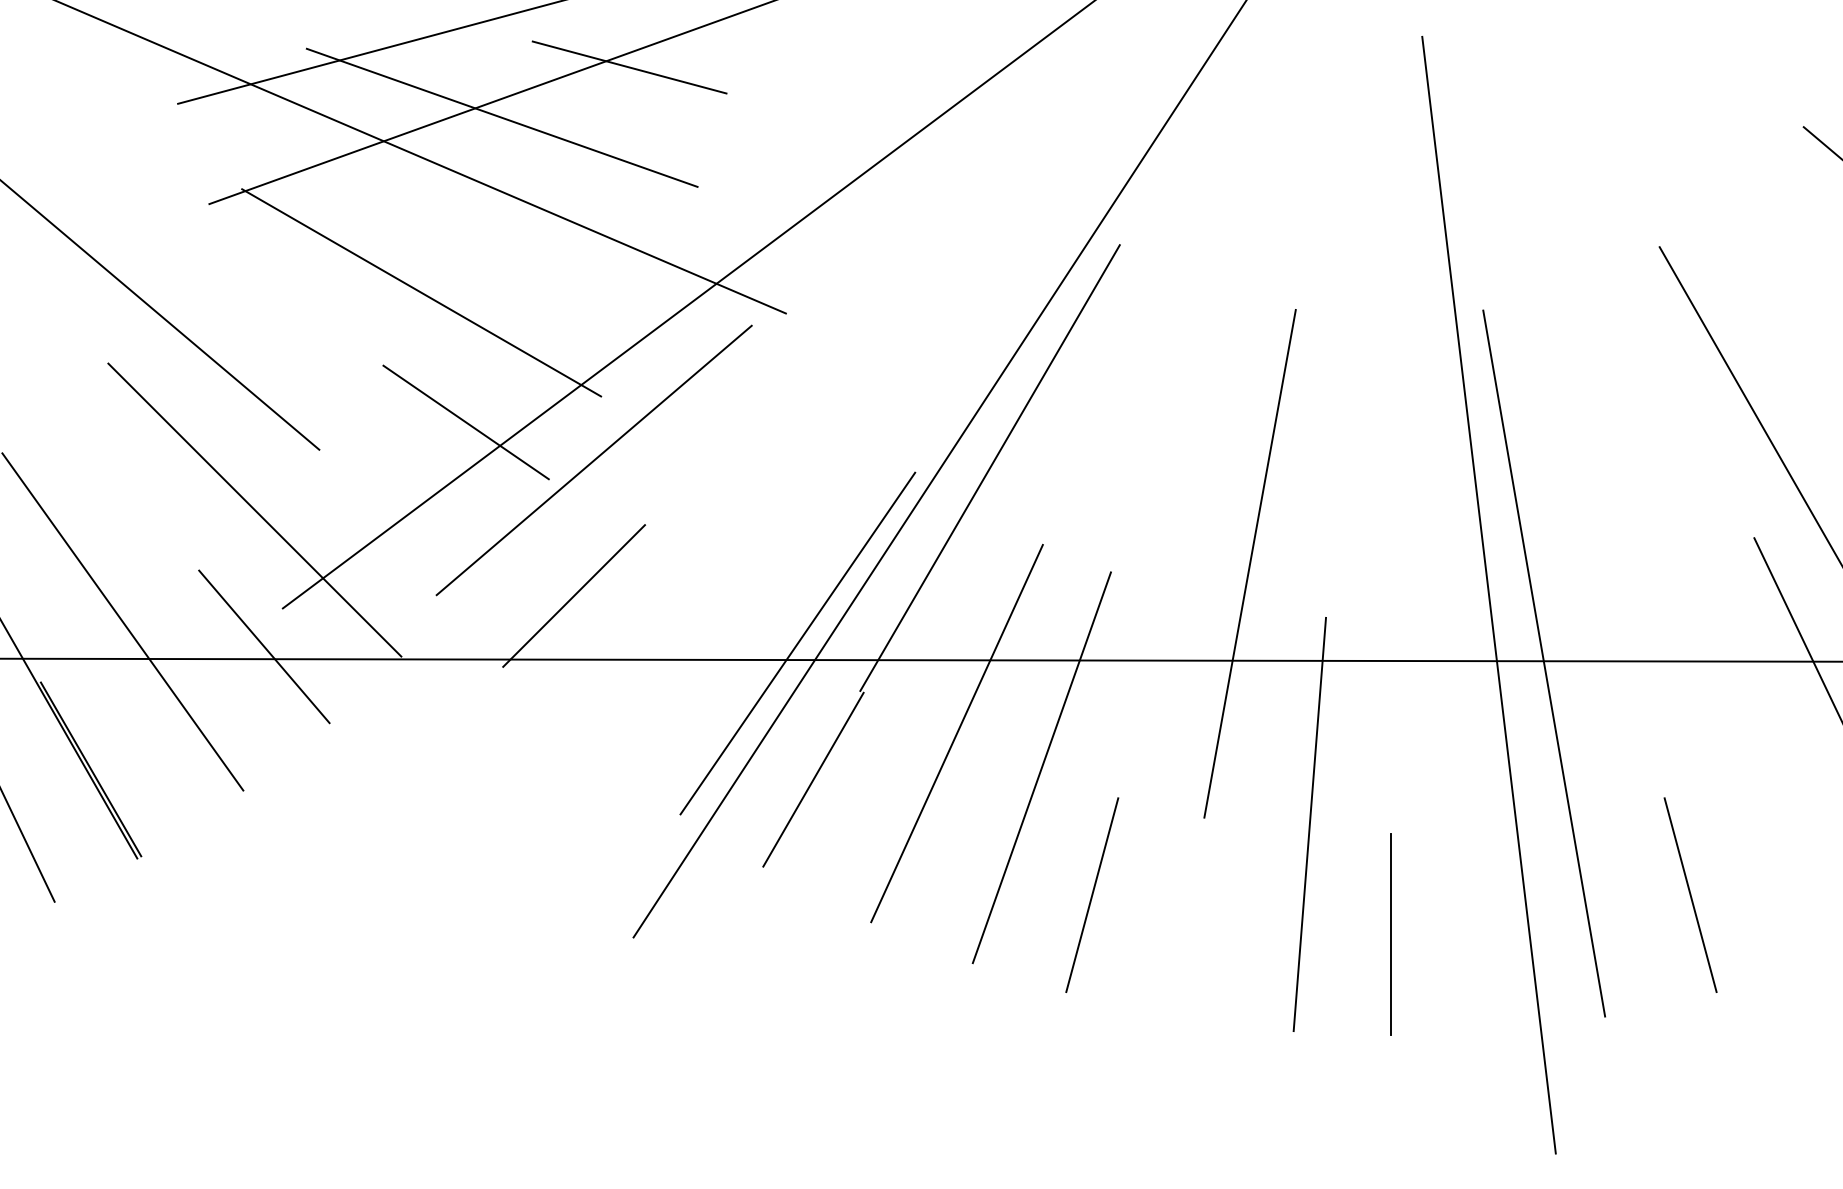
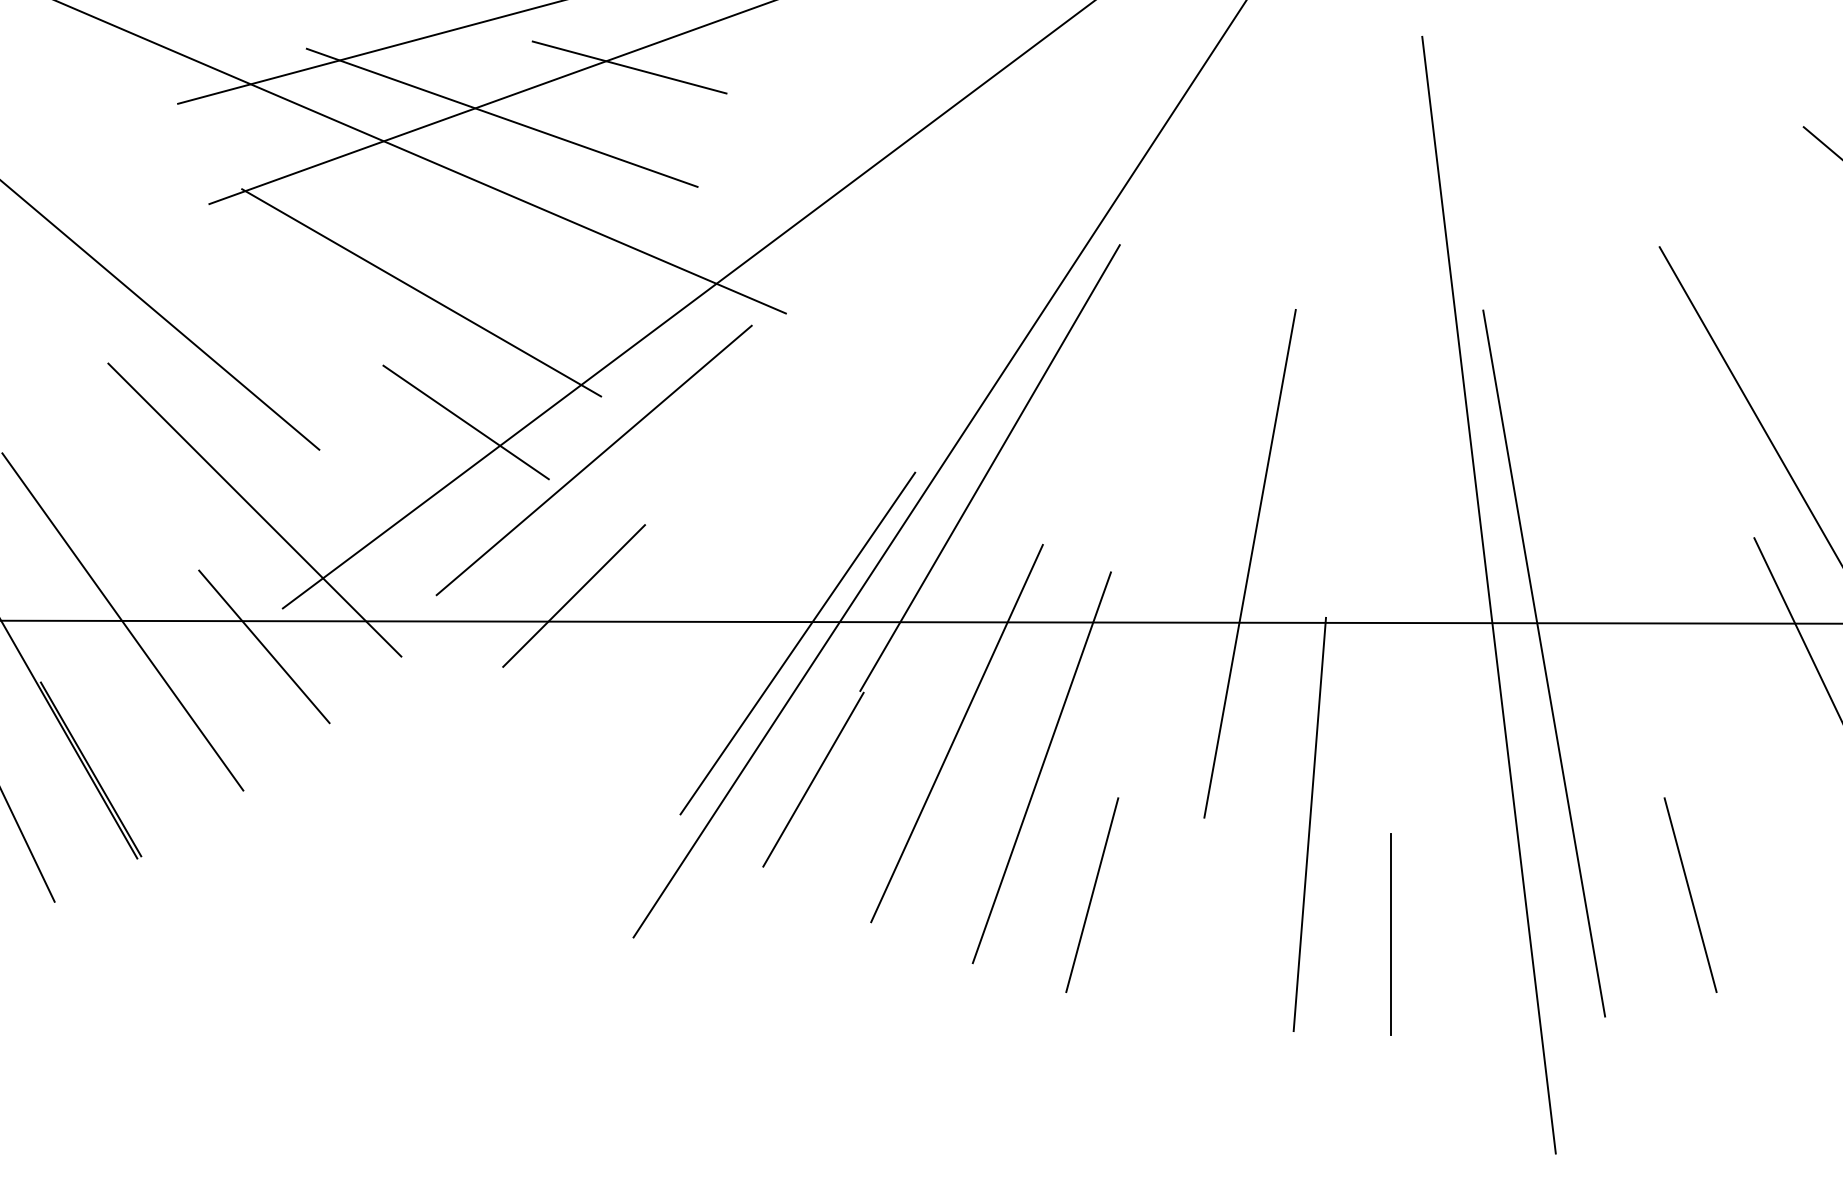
line position: (920, 659) -> (920, 621) (920, 621)
